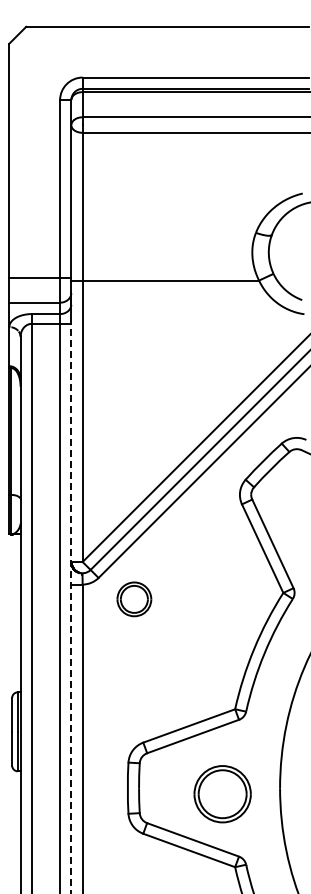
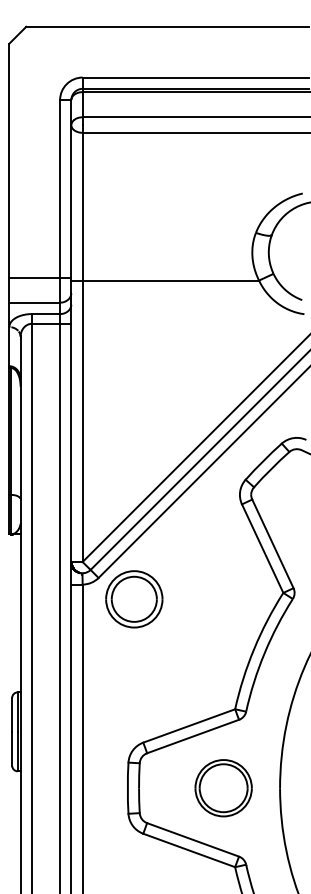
part size: 37x37 px -> 59x59 px (134, 599)
line: dashed -> solid (71, 608)
part position: (222, 794) -> (223, 788) (223, 788)
